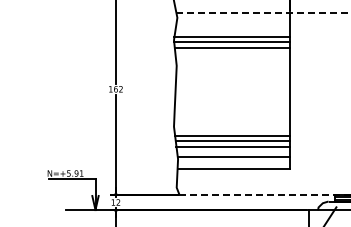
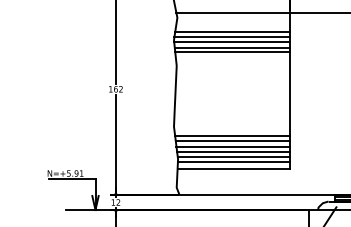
line: dashed -> solid (263, 12)
line: none -> present (232, 32)
line: none -> present (232, 51)
line: none -> present (233, 151)
line: none -> present (233, 162)
line: dashed -> solid (265, 194)
